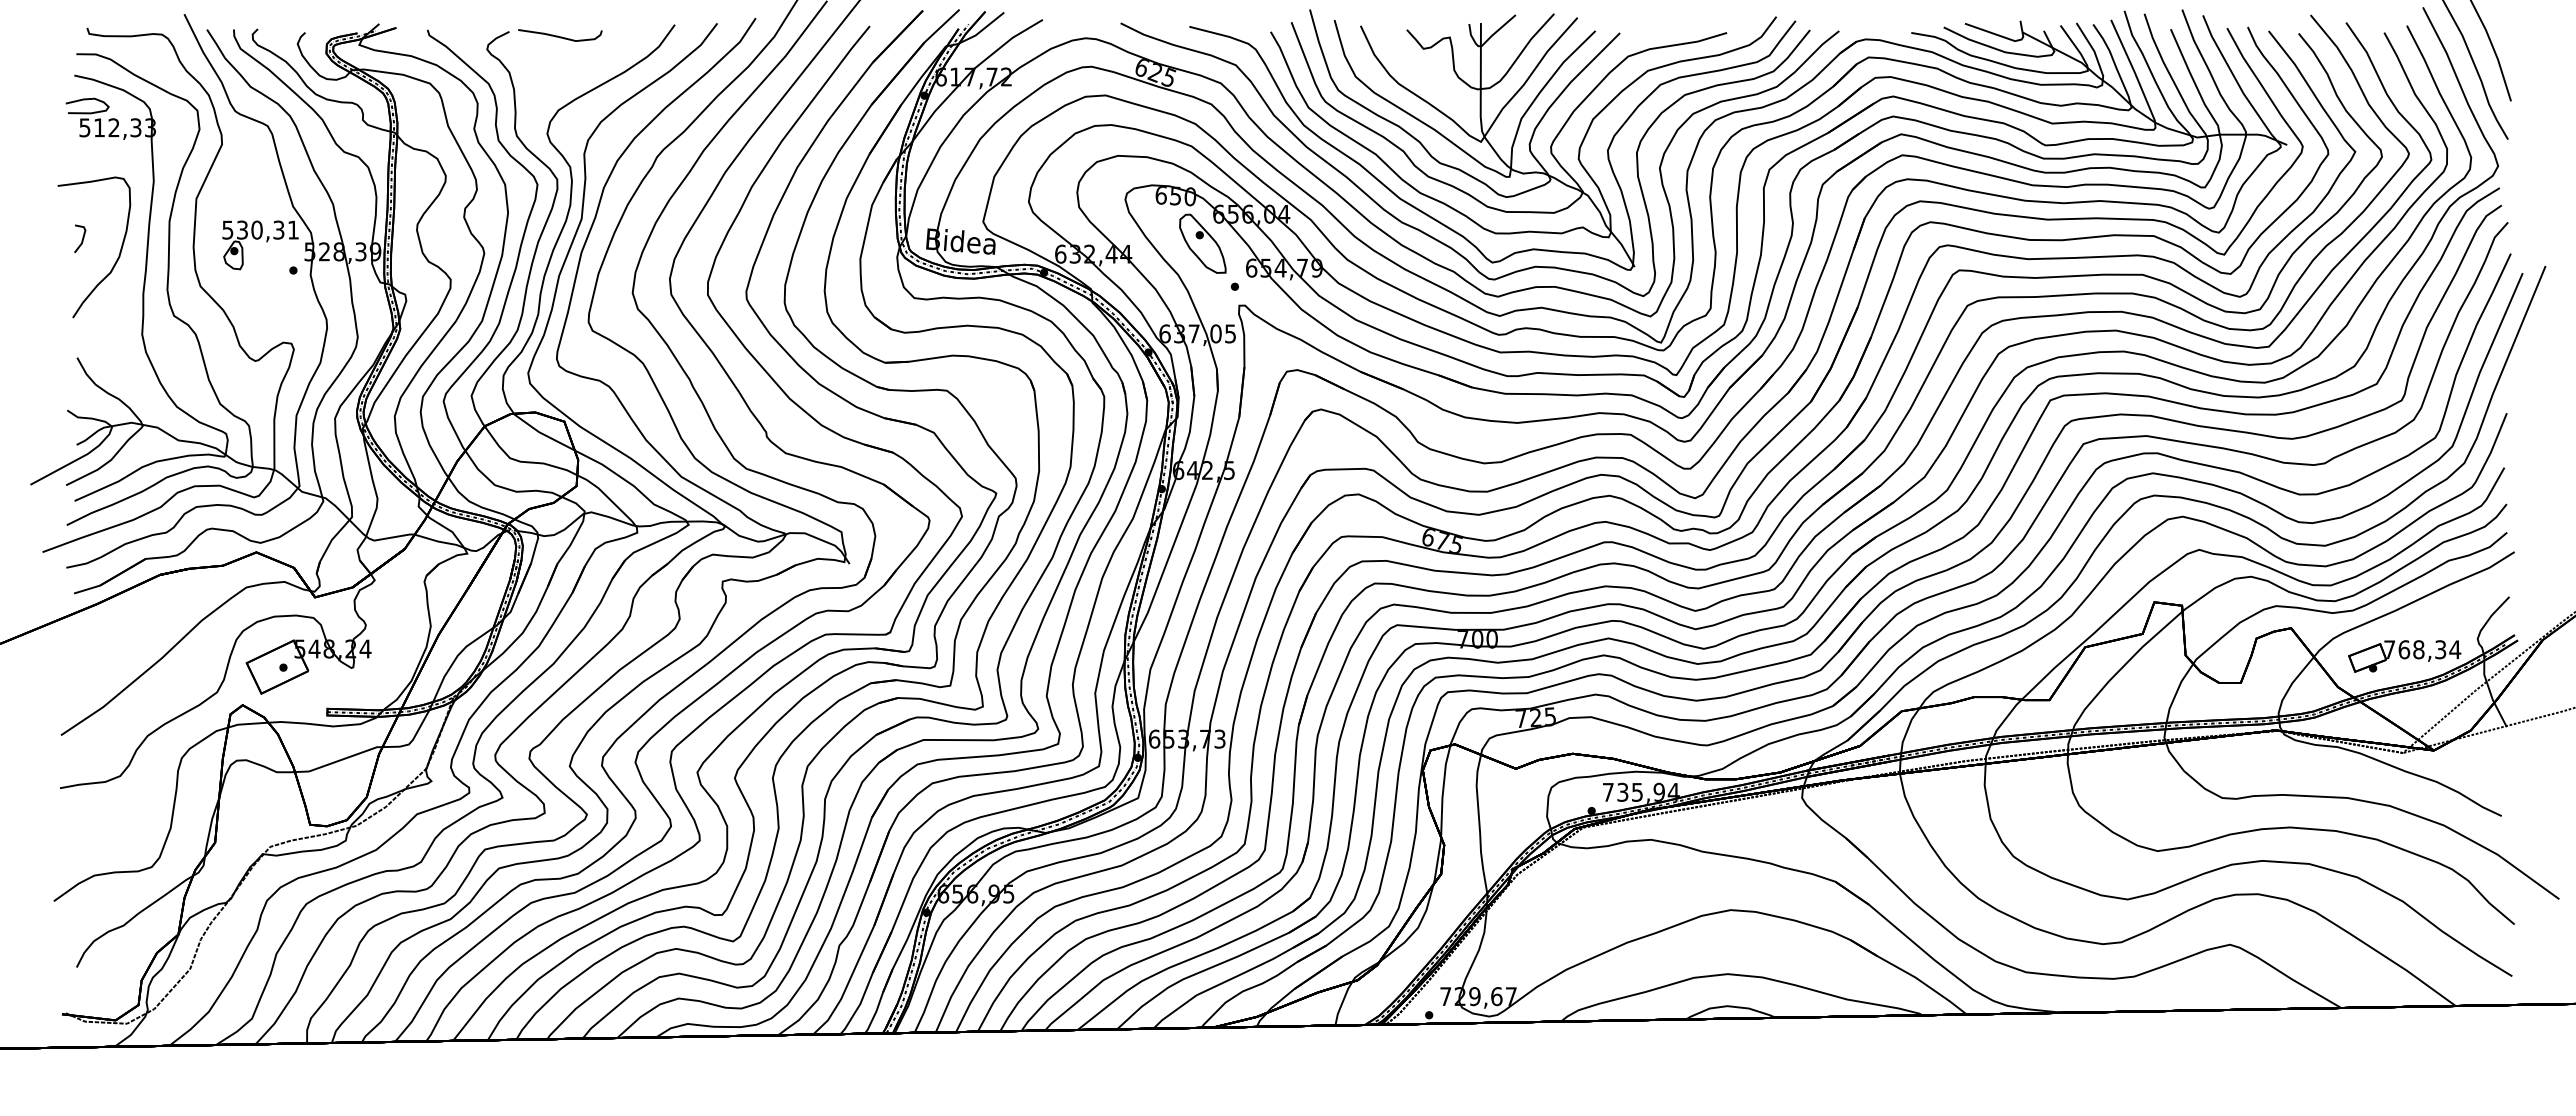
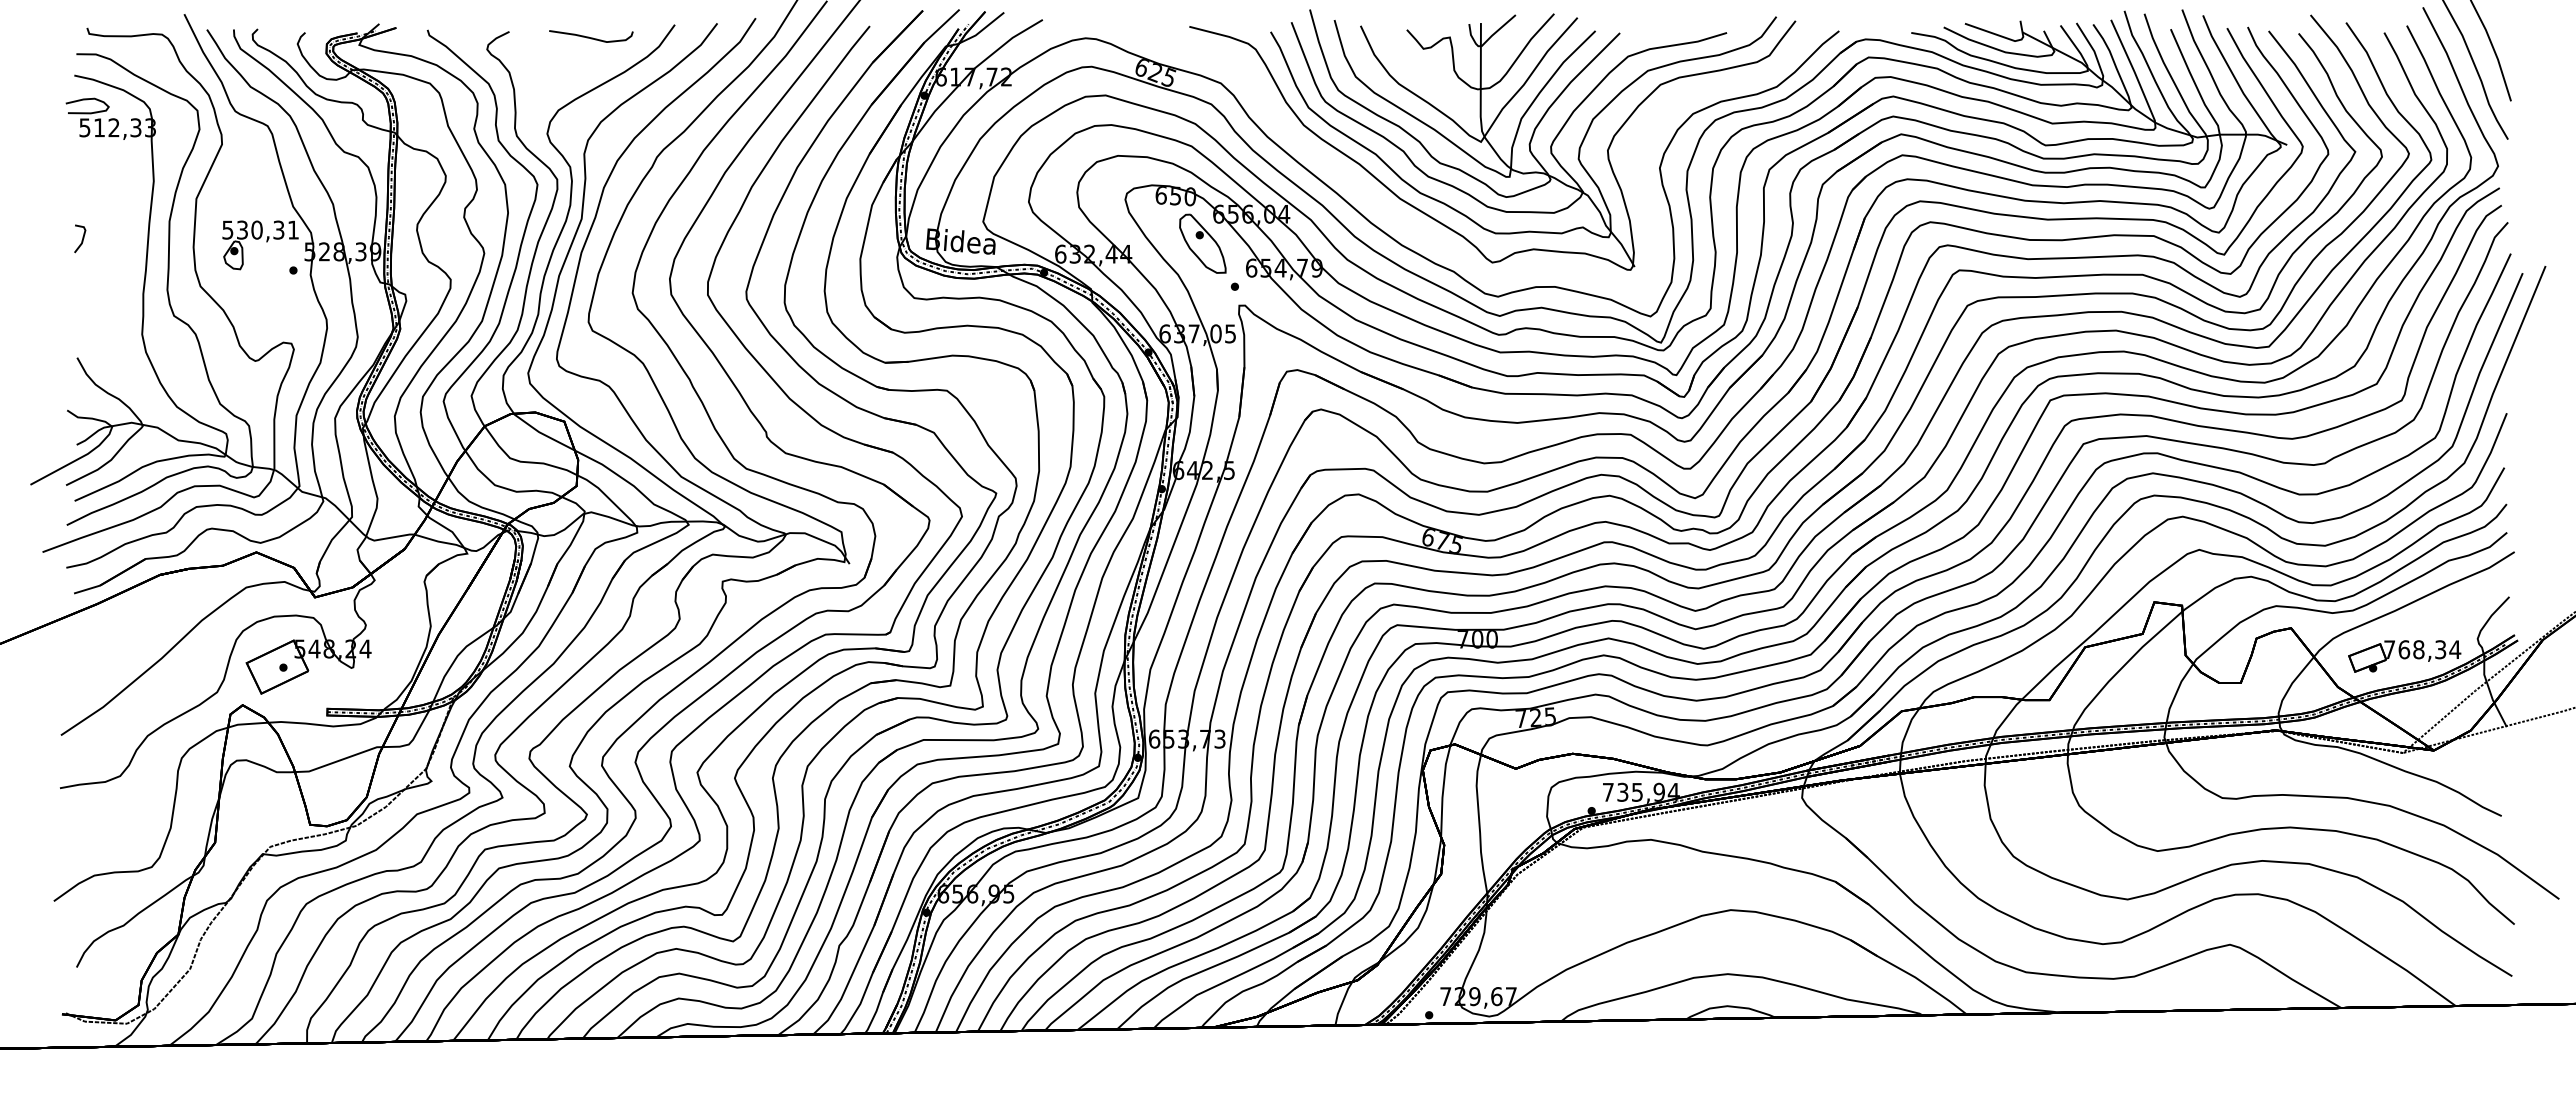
curve position: (560, 36) -> (591, 37) (591, 37)
curve: present -> none (1427, 233)
curve: present -> none (116, 259)
